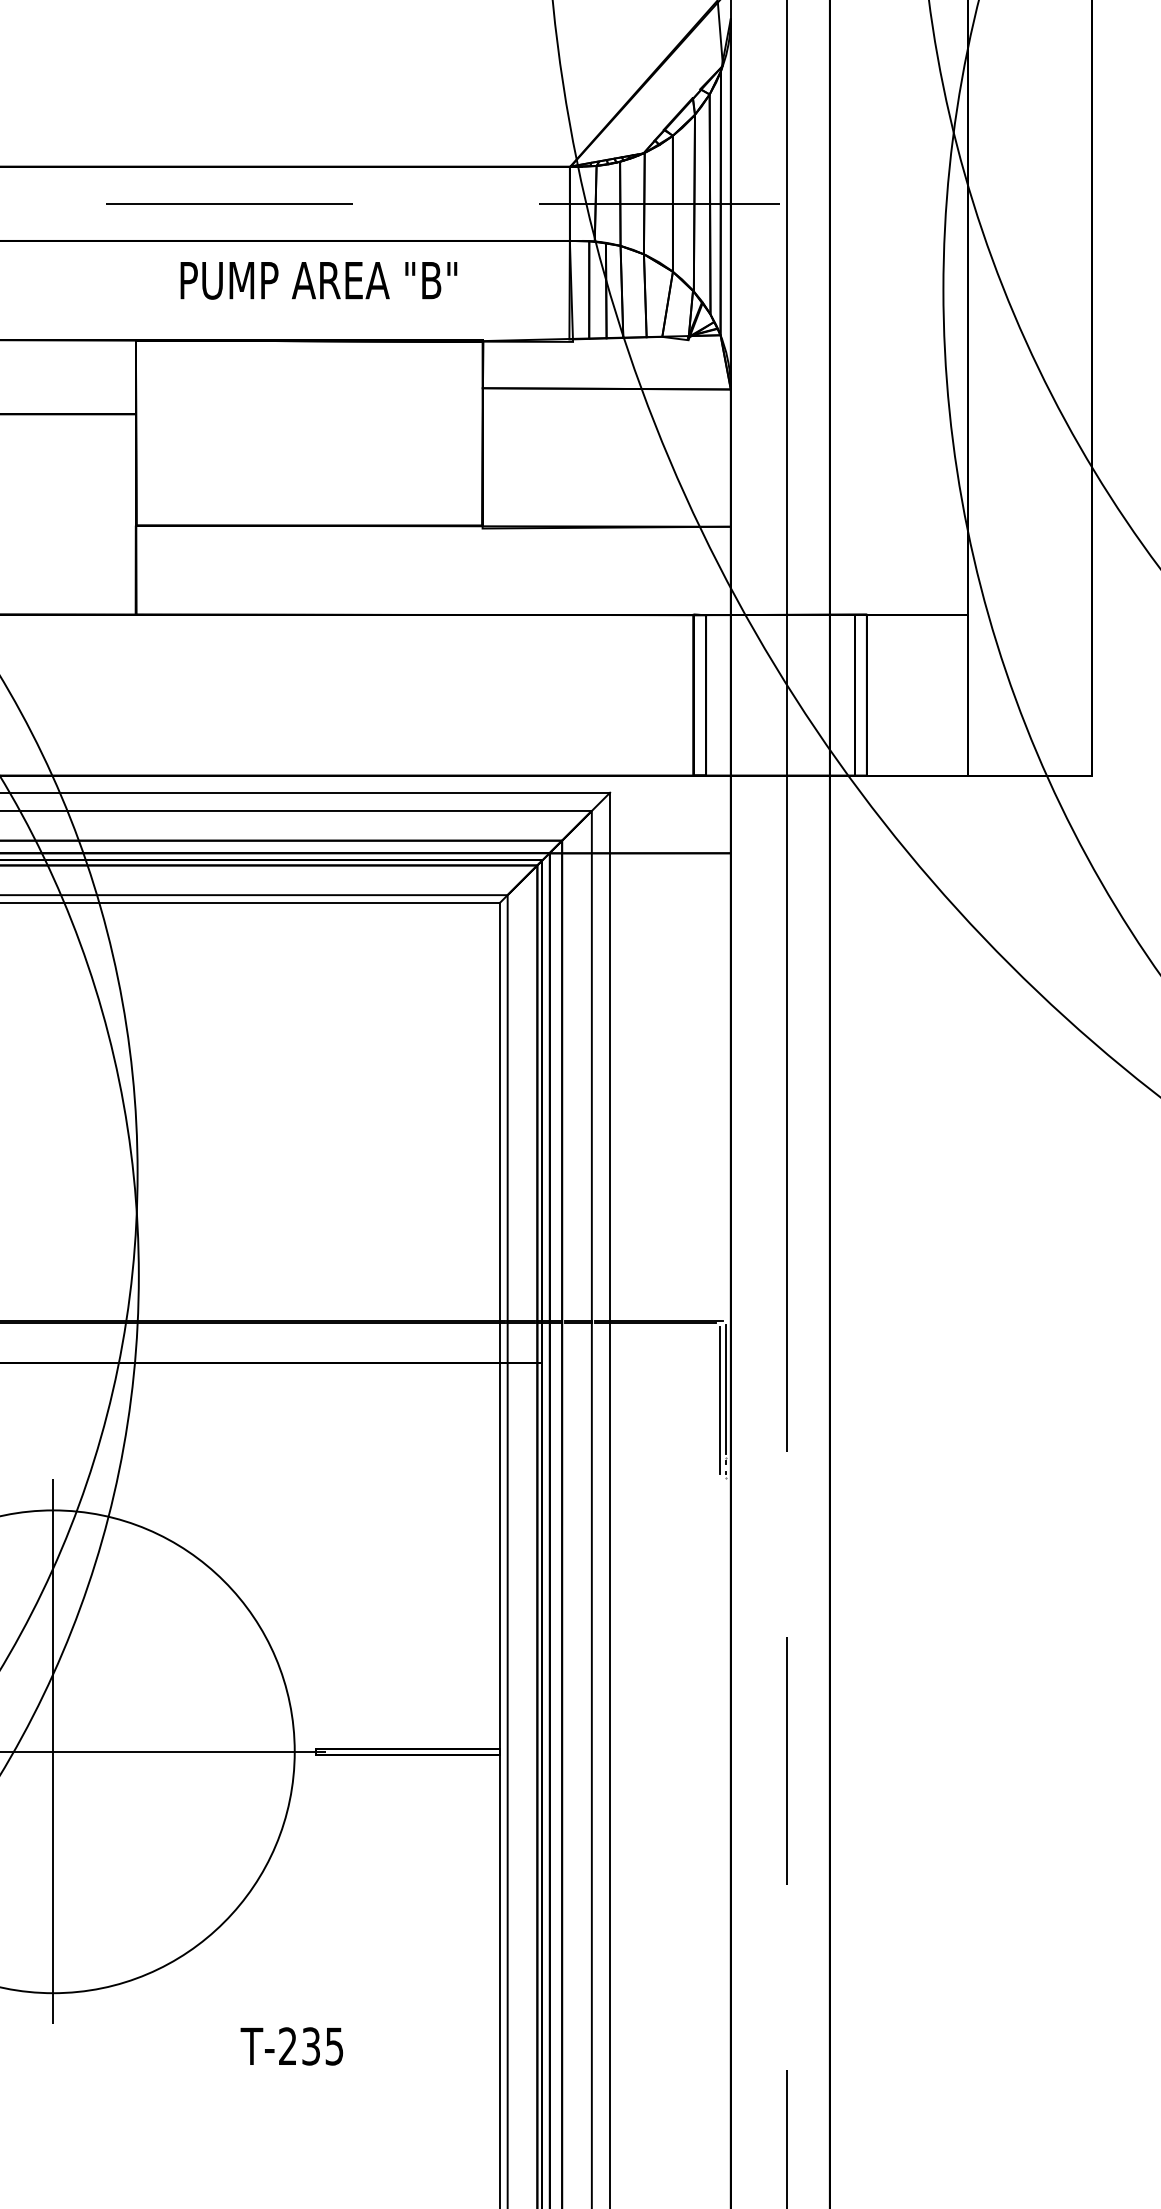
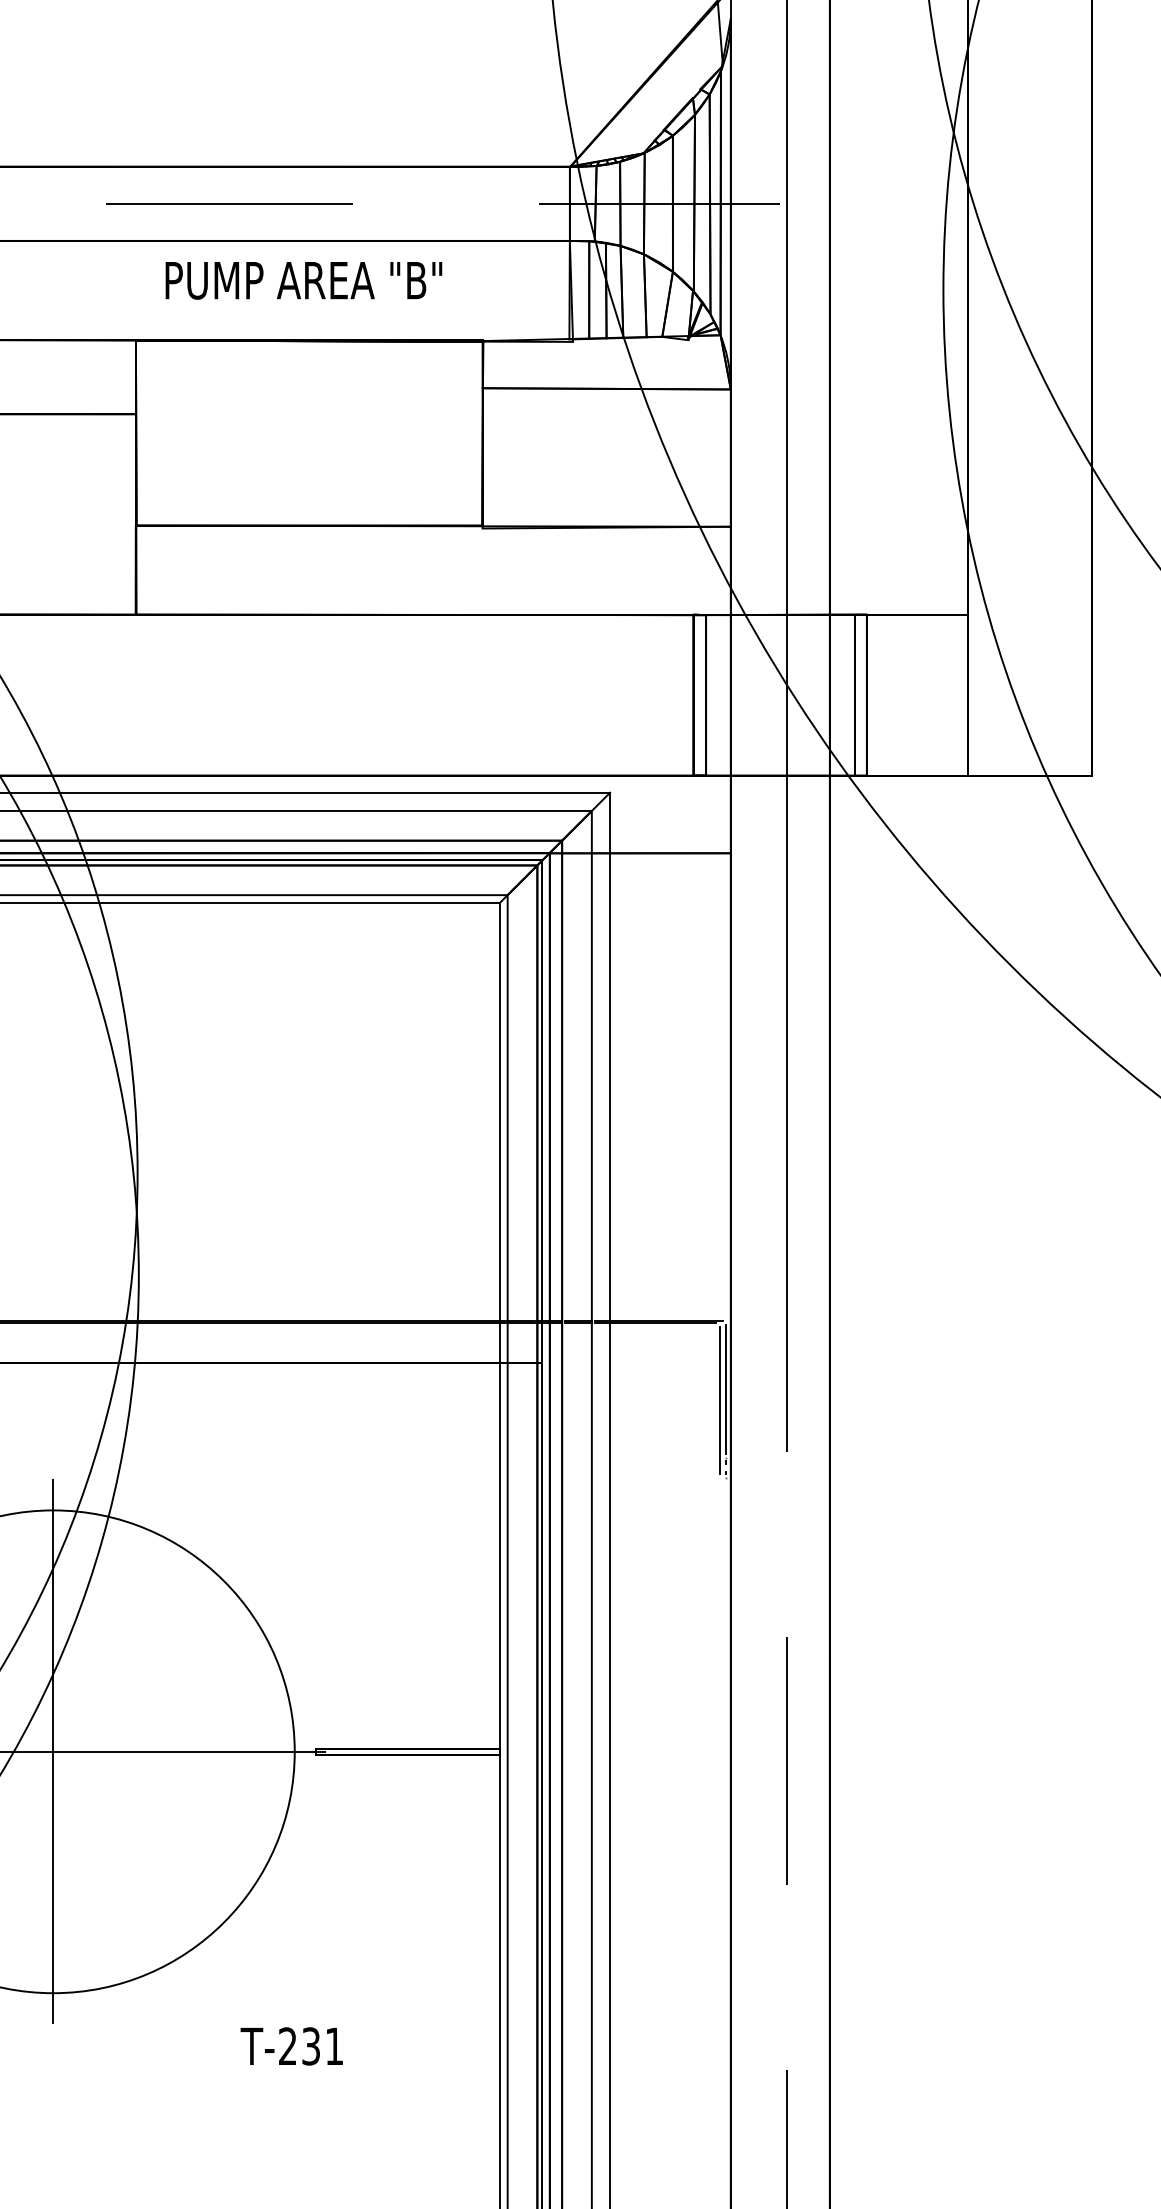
text position: (318, 280) -> (303, 280) (303, 280)
text: T-235 -> T-231 (334, 2046)
